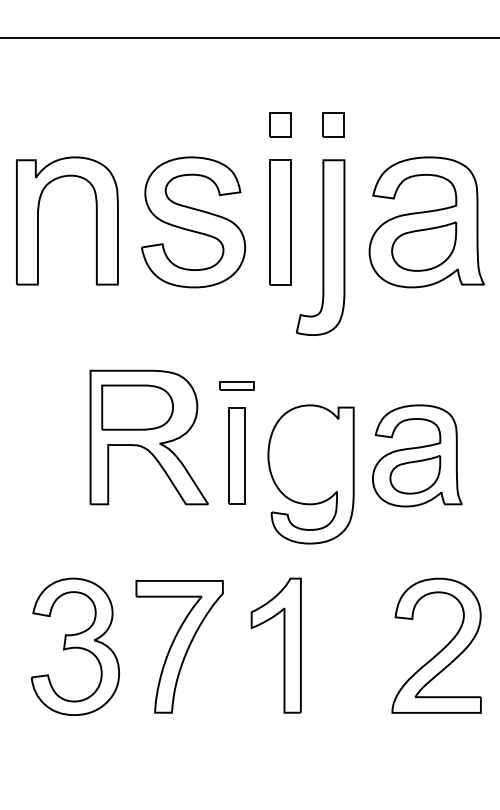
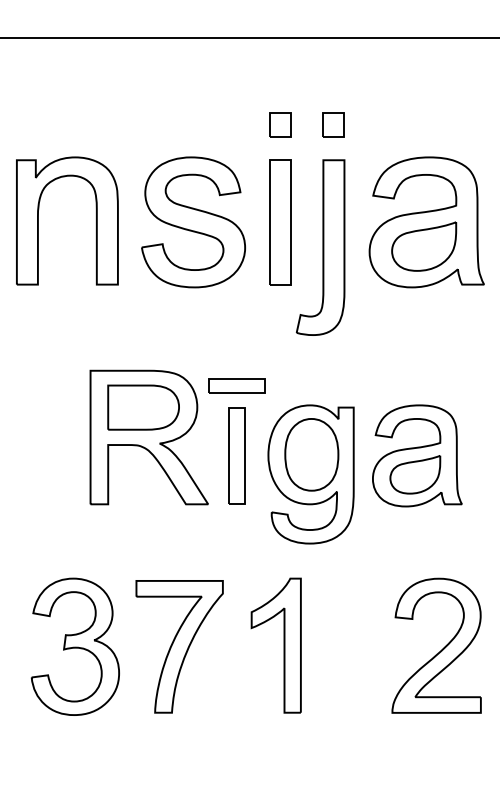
part size: 36x10 px -> 58x16 px (236, 385)
part position: (137, 407) -> (143, 407) (143, 407)
part: none -> present (311, 454)
